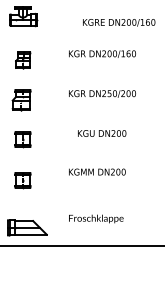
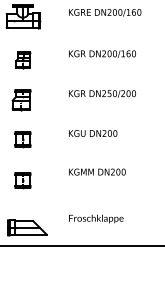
part size: 30x22 px -> 37x26 px (23, 16)
text position: (119, 22) -> (105, 12) (105, 12)
text position: (102, 133) -> (93, 133) (93, 133)
